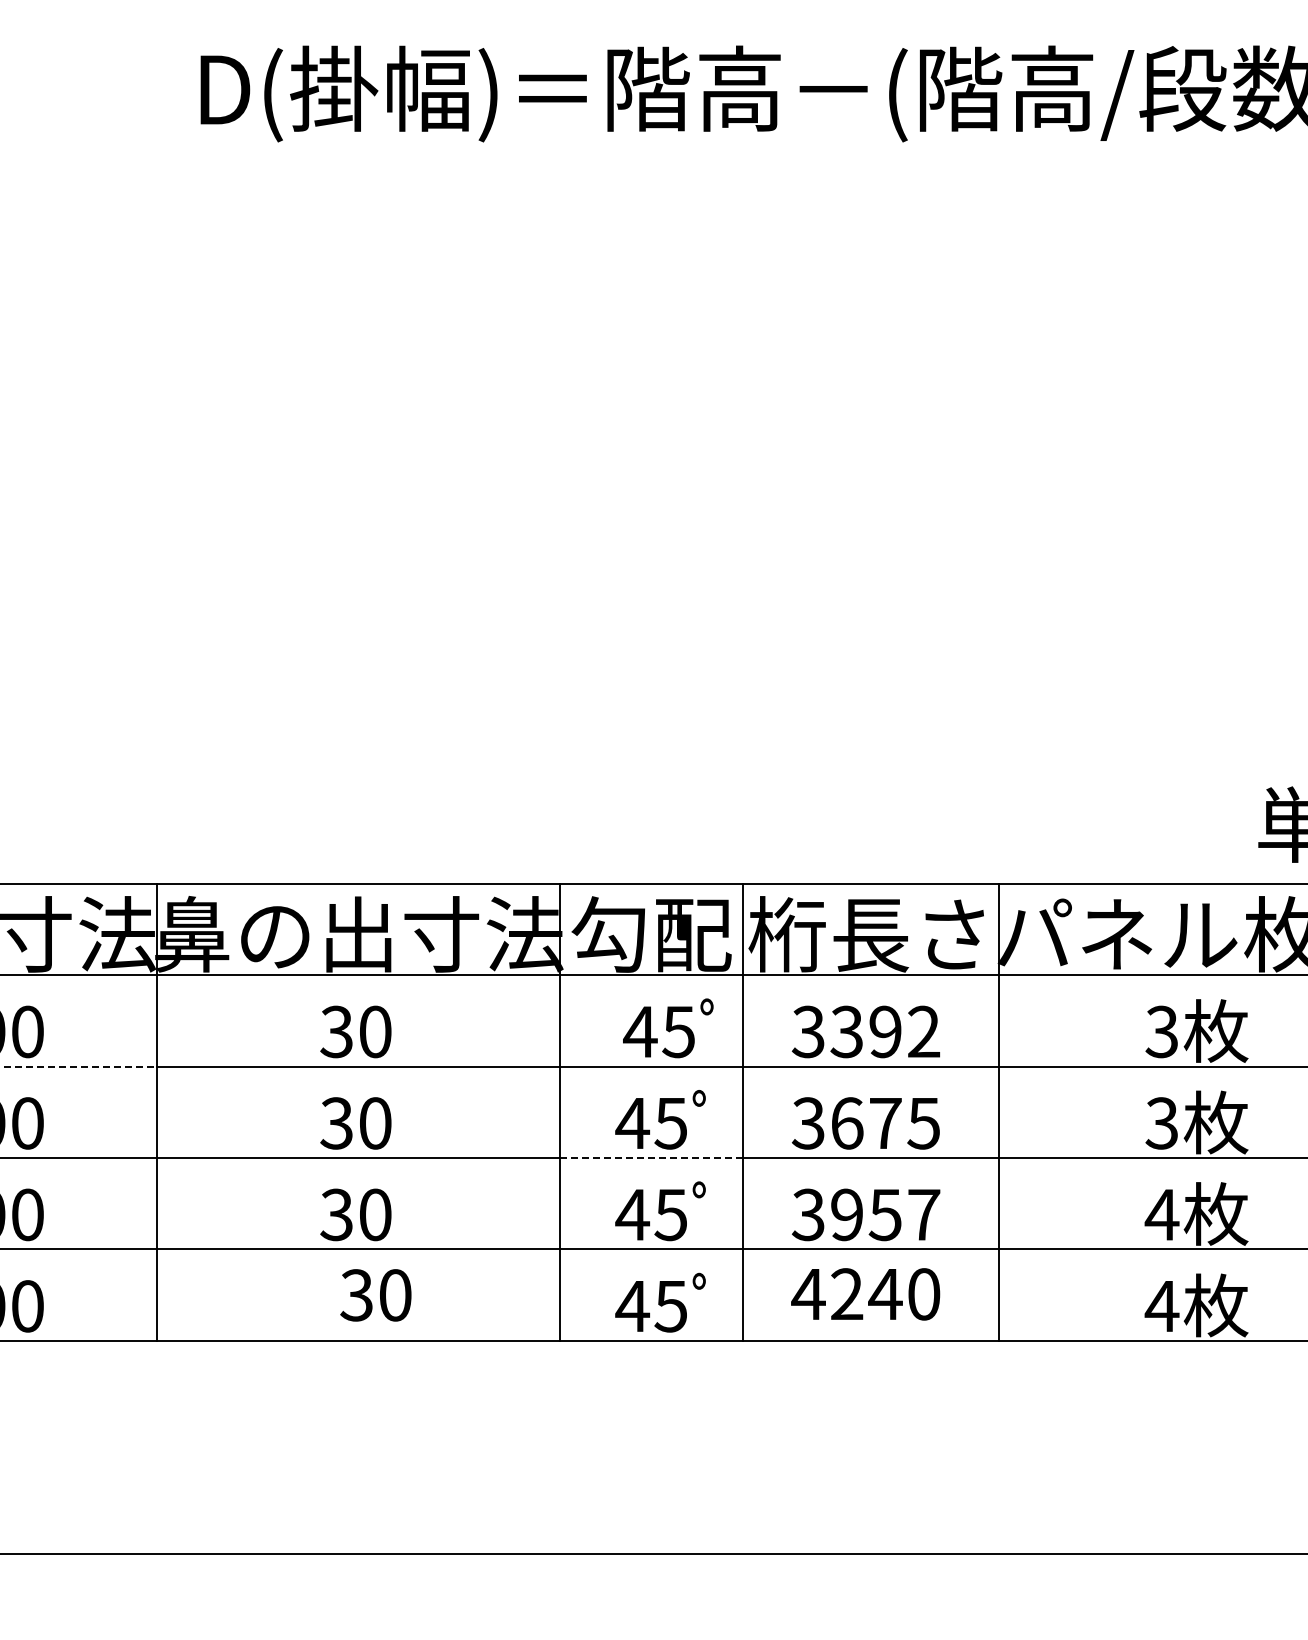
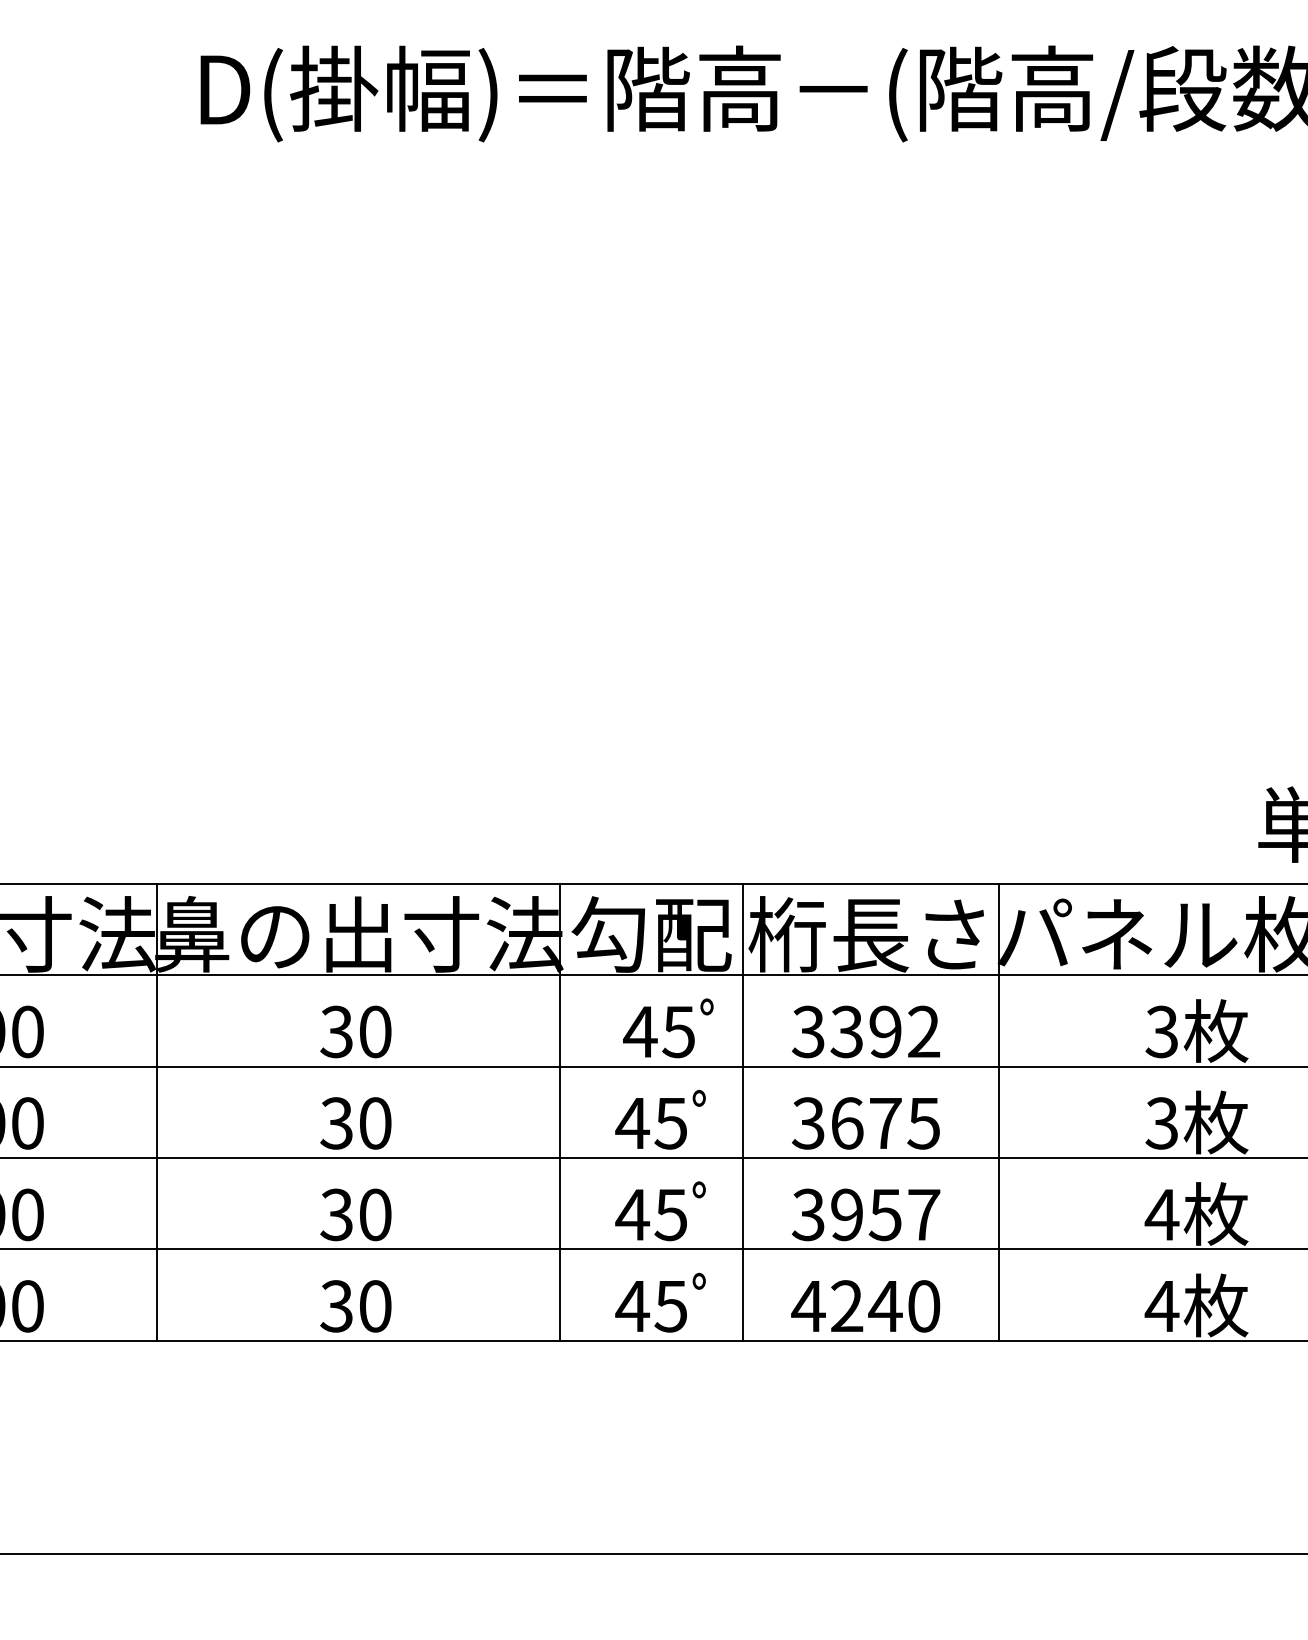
line: dashed -> solid (79, 1066)
line: dashed -> solid (650, 1158)
text position: (865, 1294) -> (865, 1306) (865, 1306)
text position: (375, 1295) -> (355, 1306) (355, 1306)
